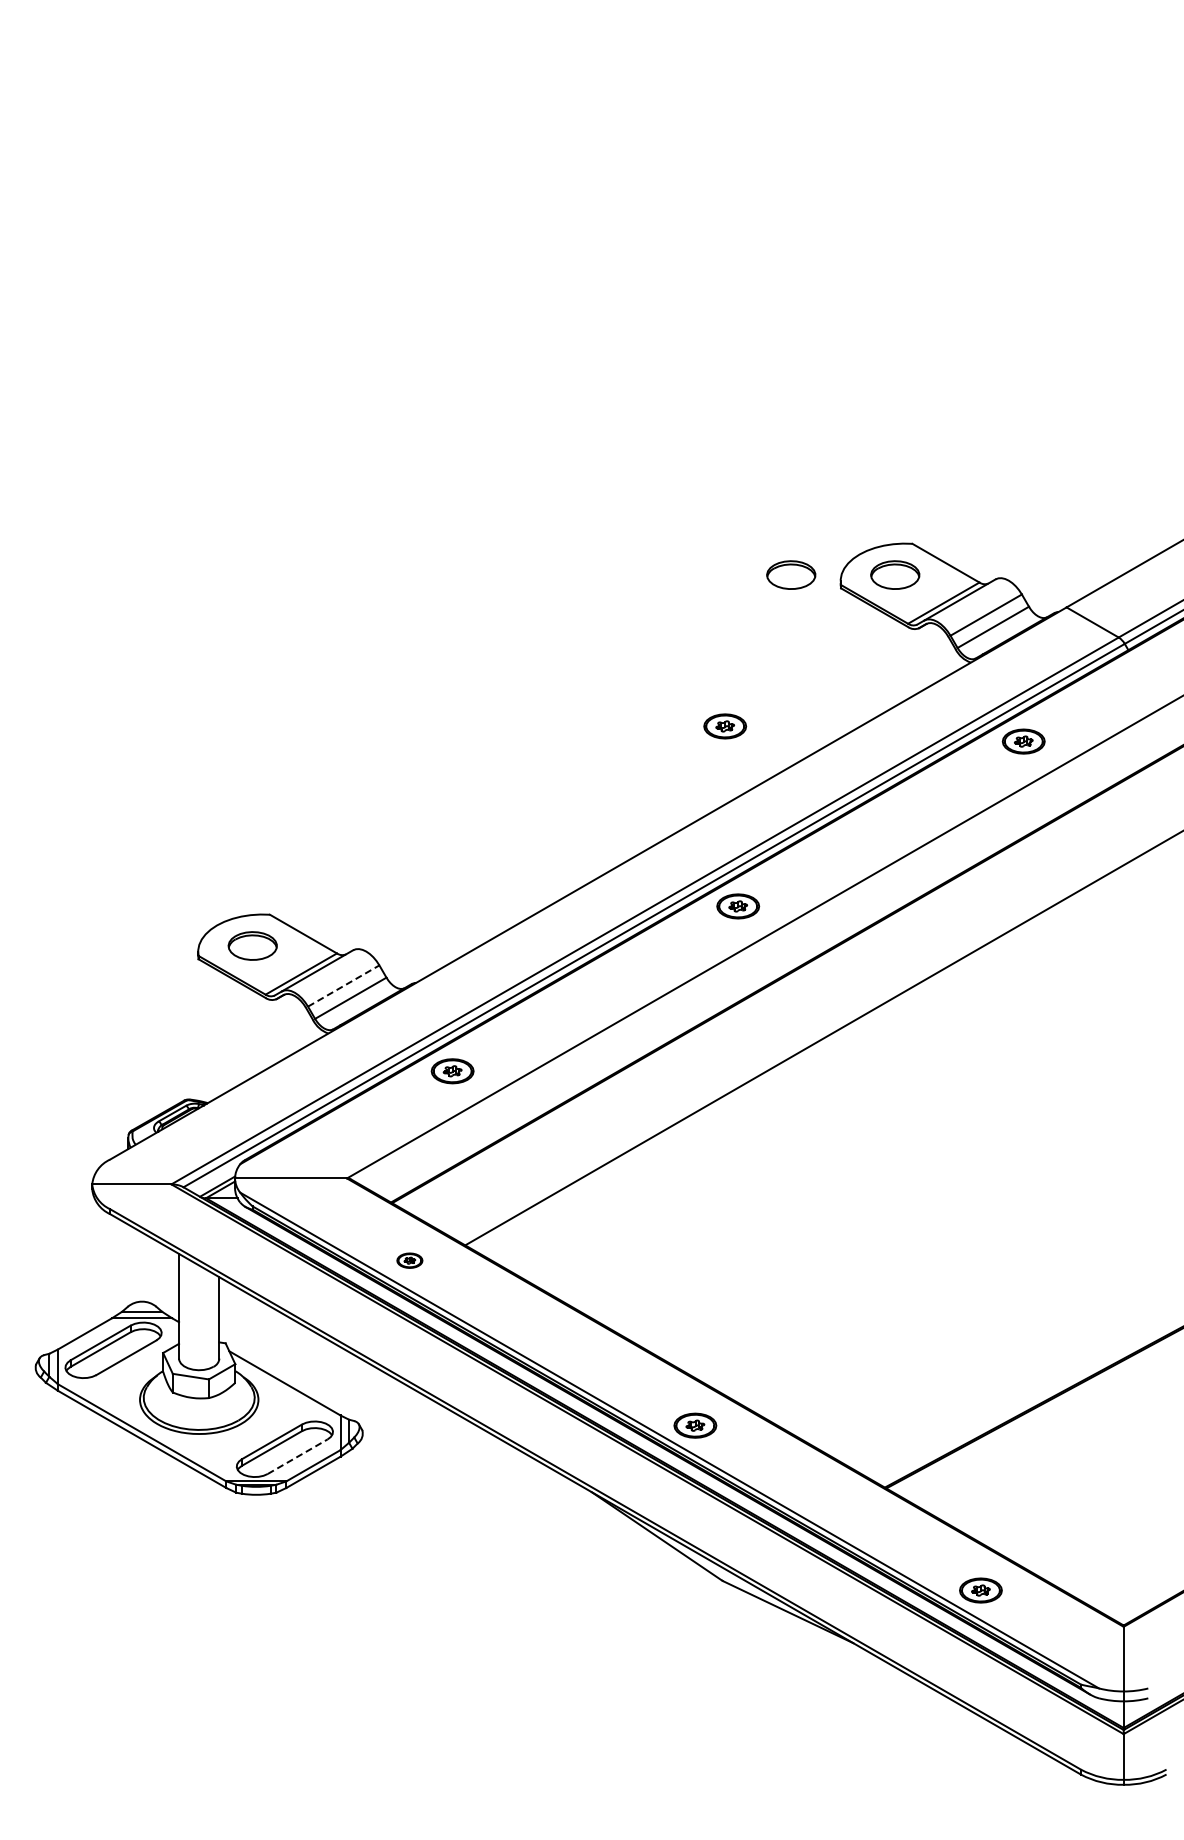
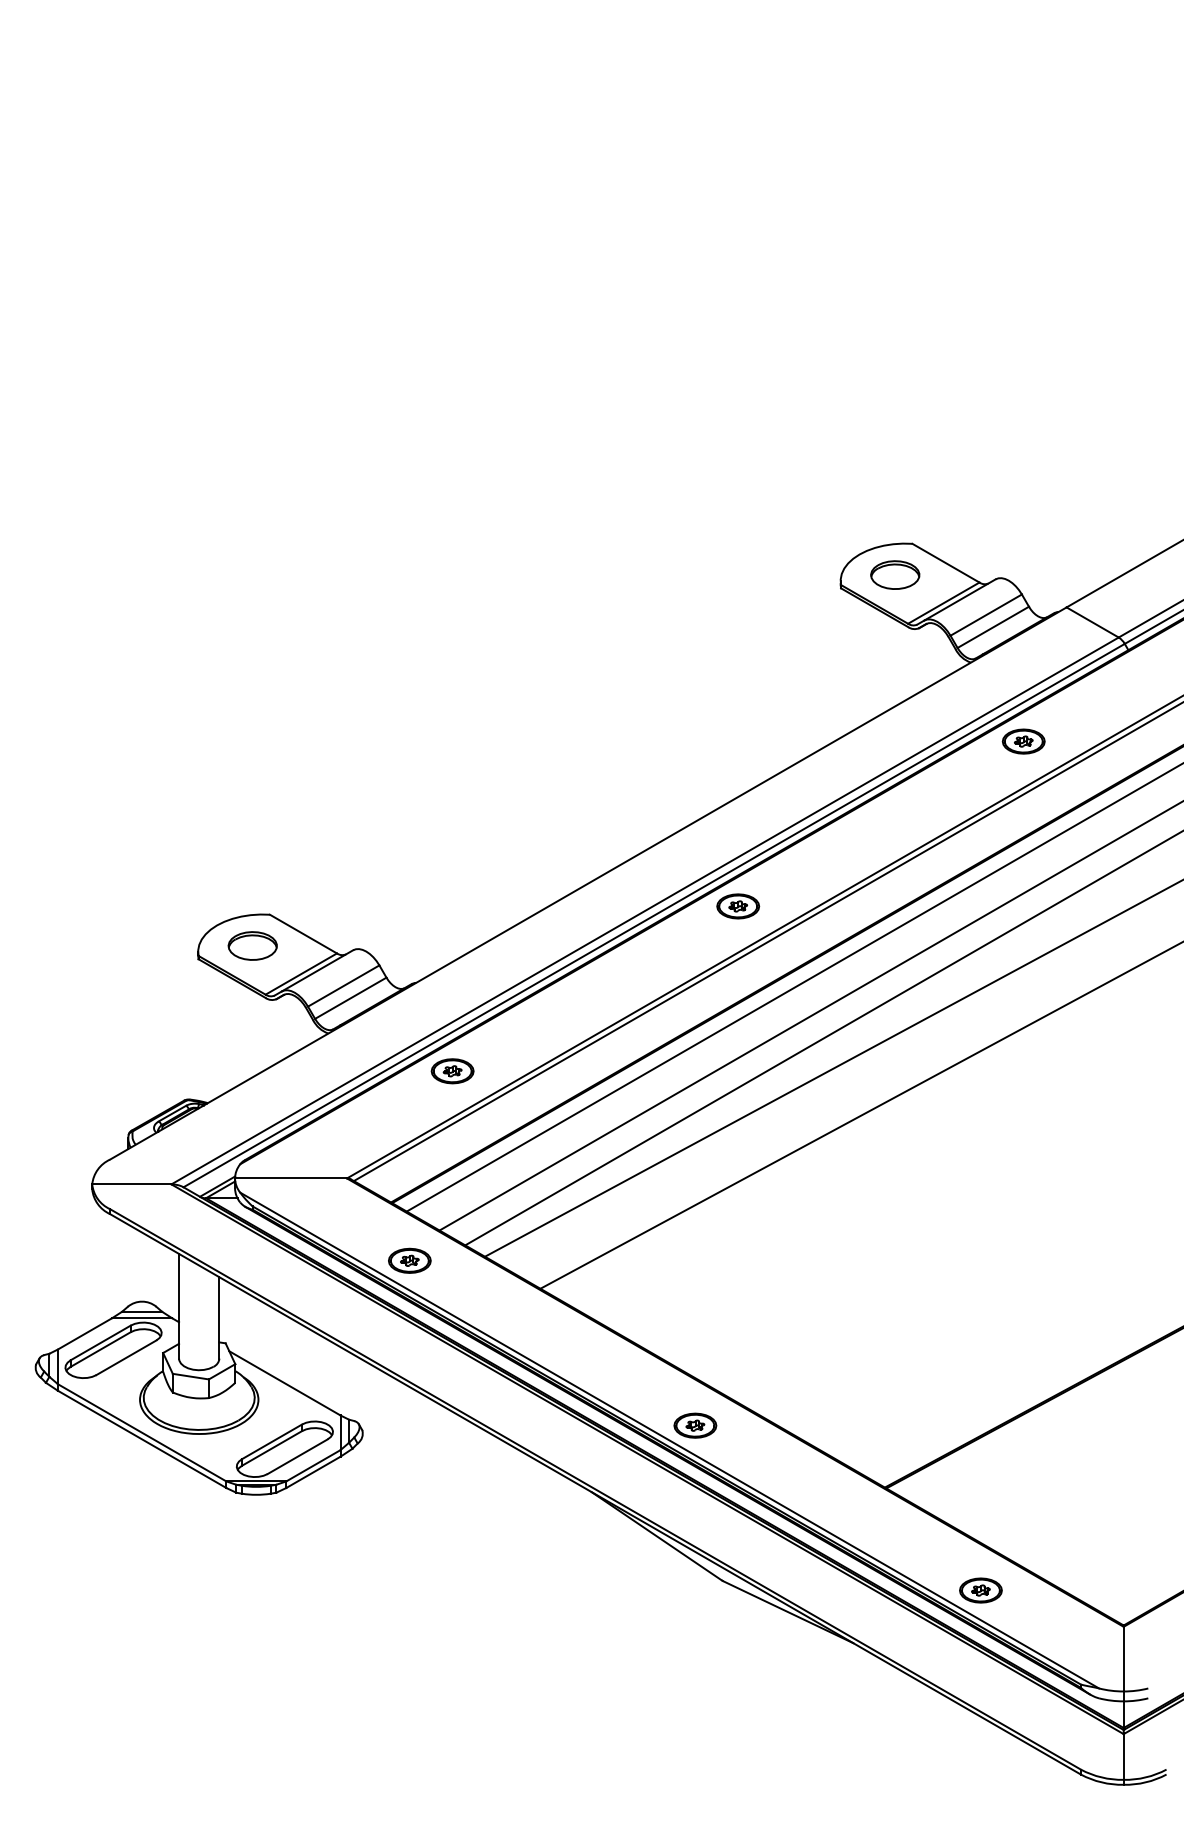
part: present -> none (791, 574)
part: present -> none (725, 726)
line: none -> present (766, 942)
line: dashed -> solid (344, 985)
line: none -> present (793, 987)
line: none -> present (809, 1016)
line: none -> present (832, 1068)
line: none -> present (860, 1115)
part size: 28x17 px -> 44x27 px (409, 1260)
line: dashed -> solid (297, 1456)
